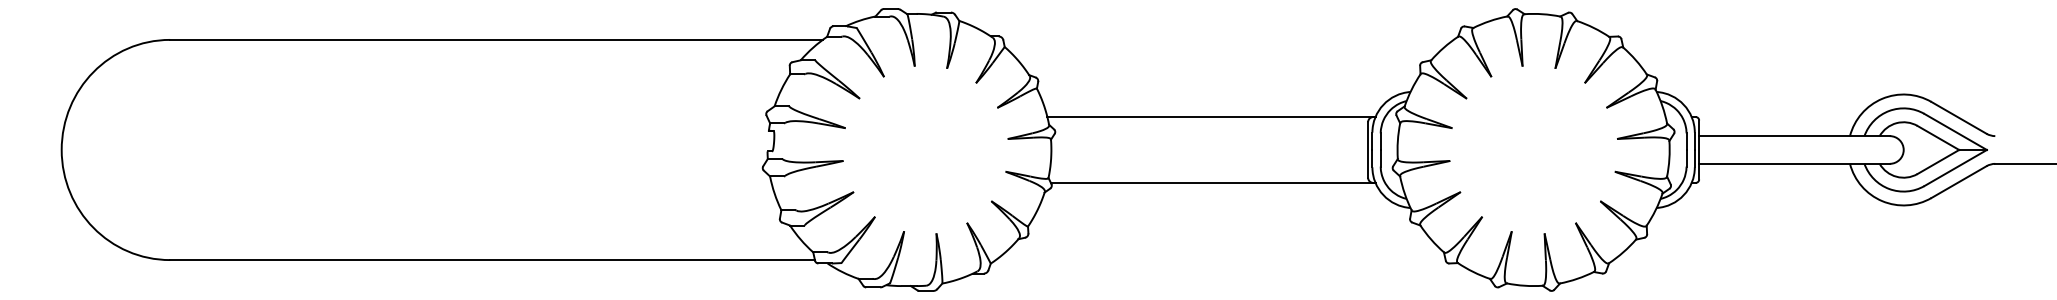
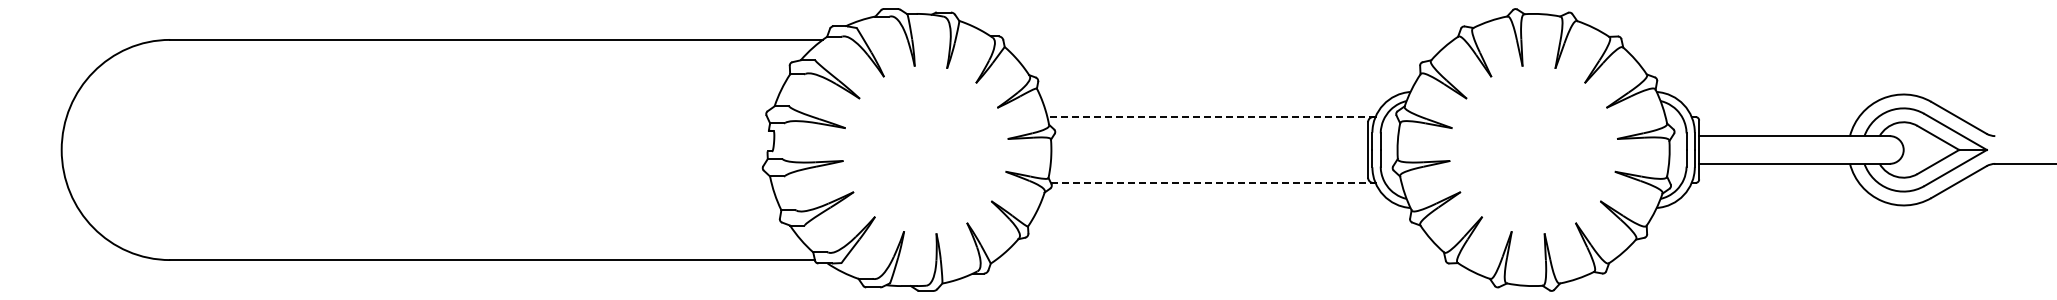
line: solid -> dashed (1210, 116)
line: solid -> dashed (1213, 183)
